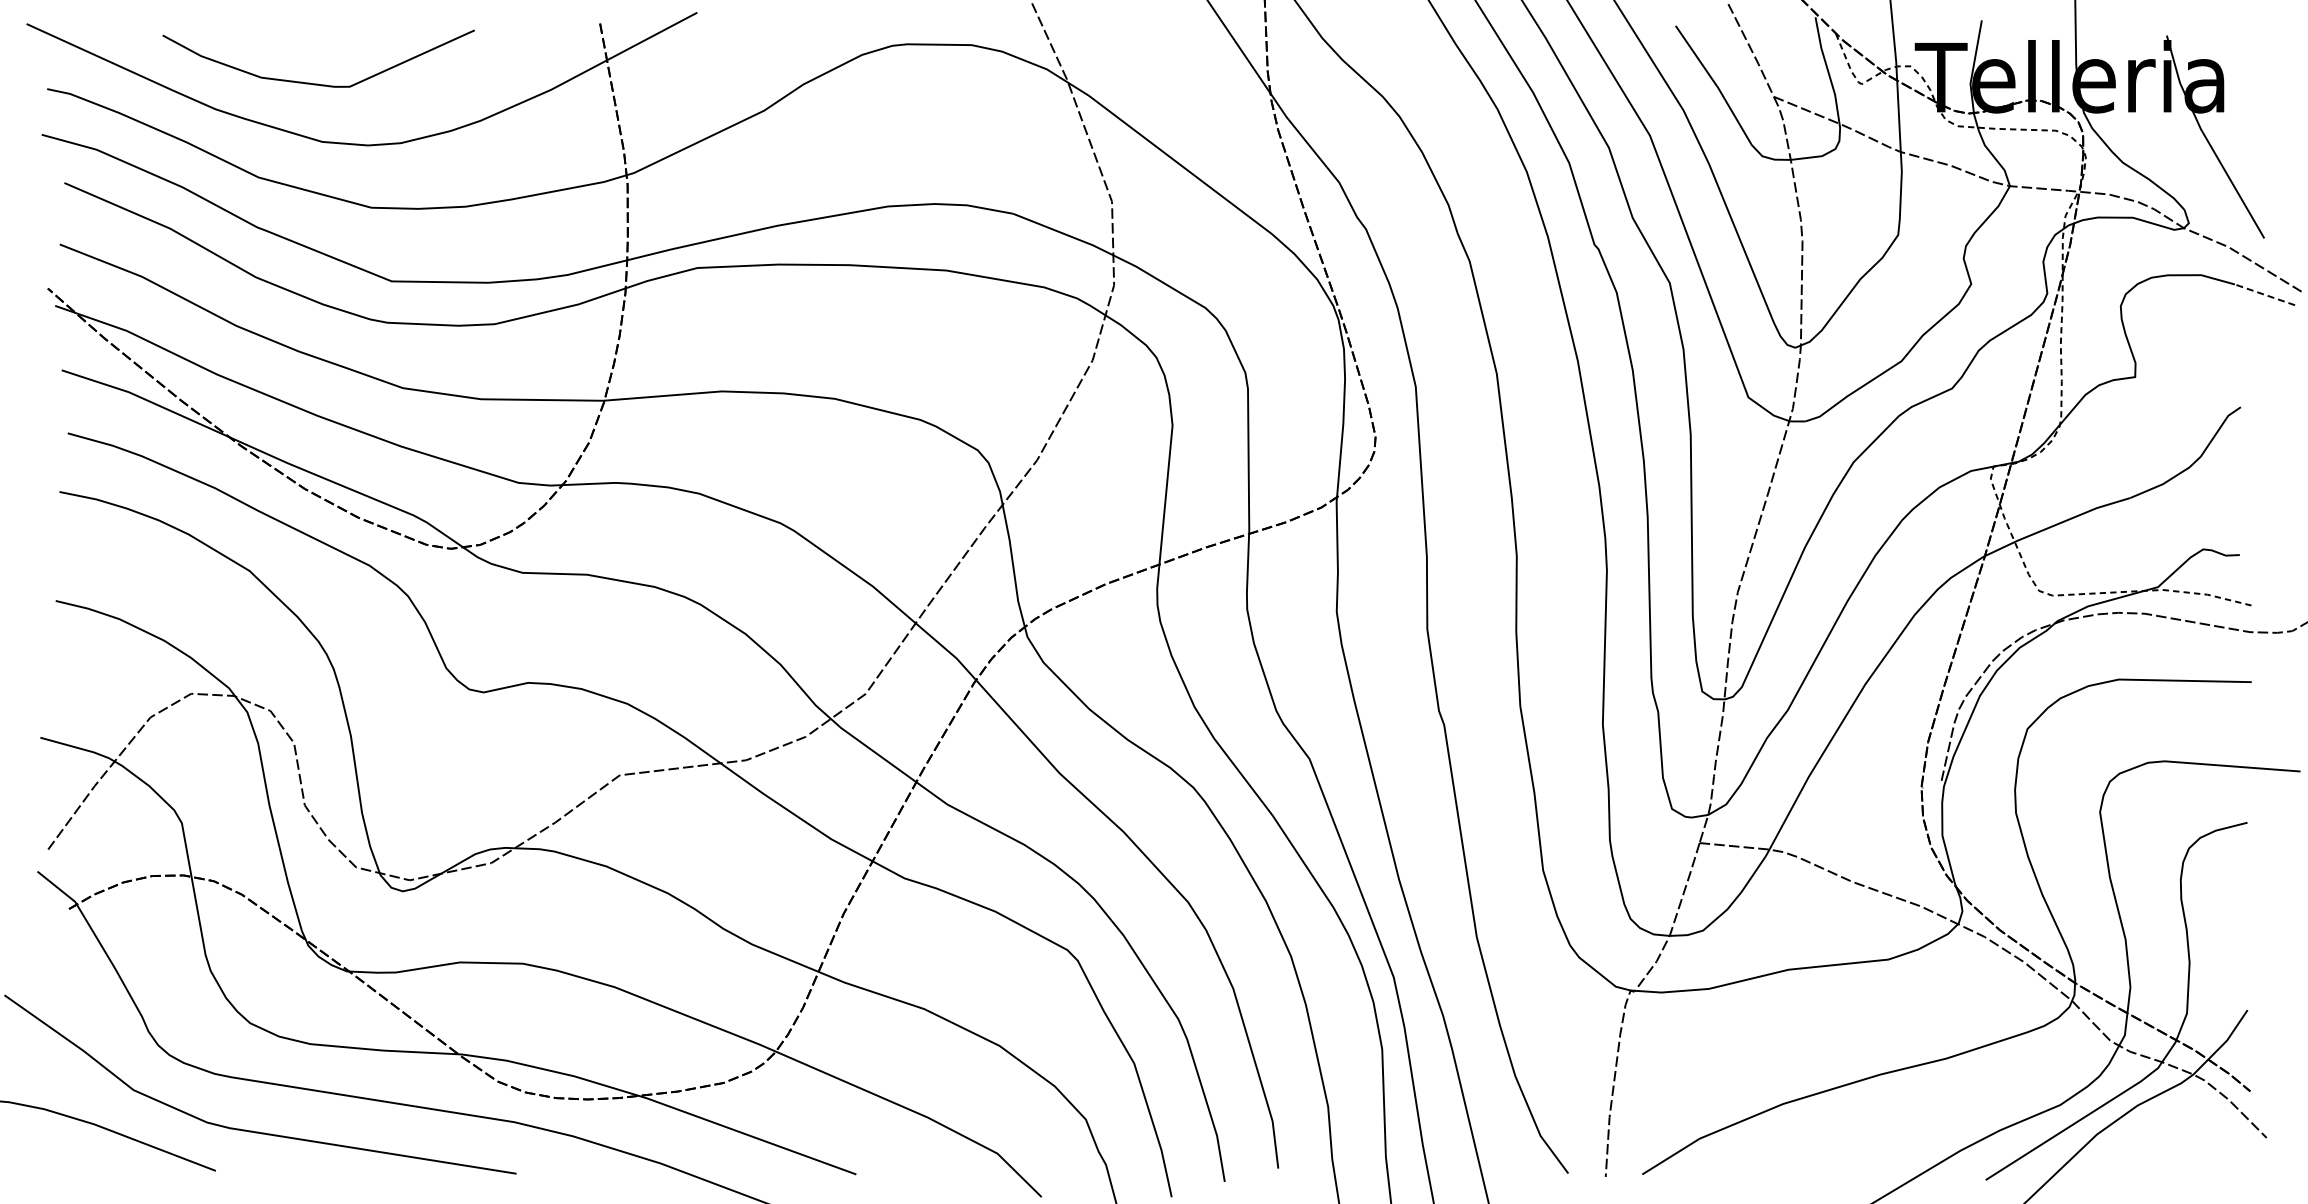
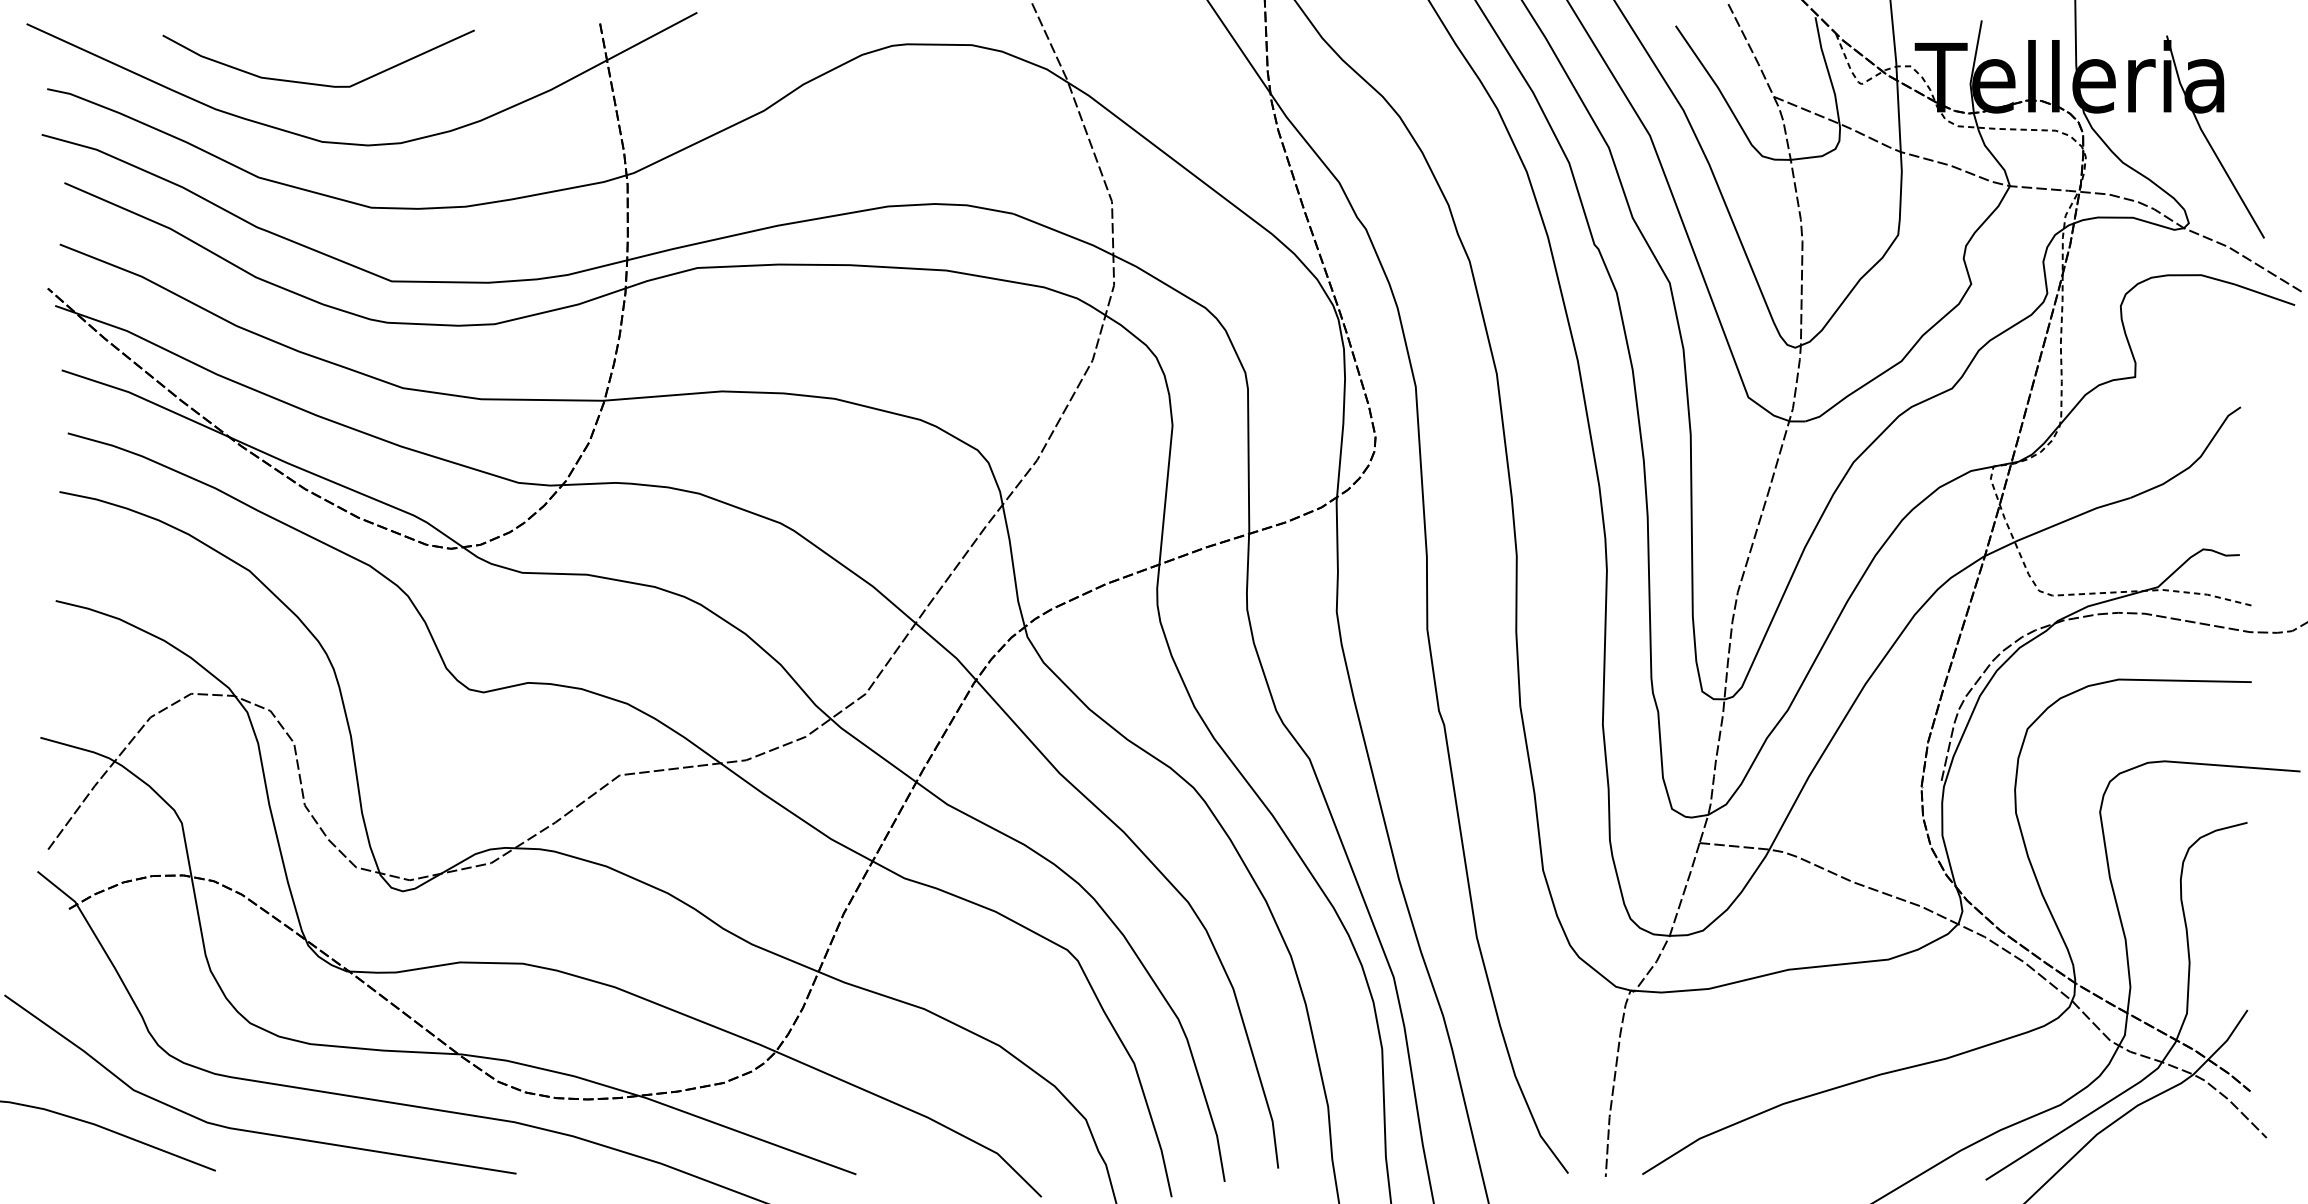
line: dashed -> solid (2264, 294)
